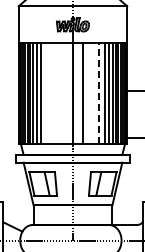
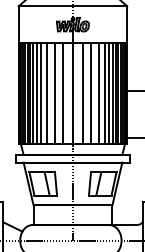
line: none -> present (47, 93)
line: none -> present (54, 93)
line: none -> present (63, 93)
line: none -> present (91, 93)
line: dashed -> solid (98, 93)
